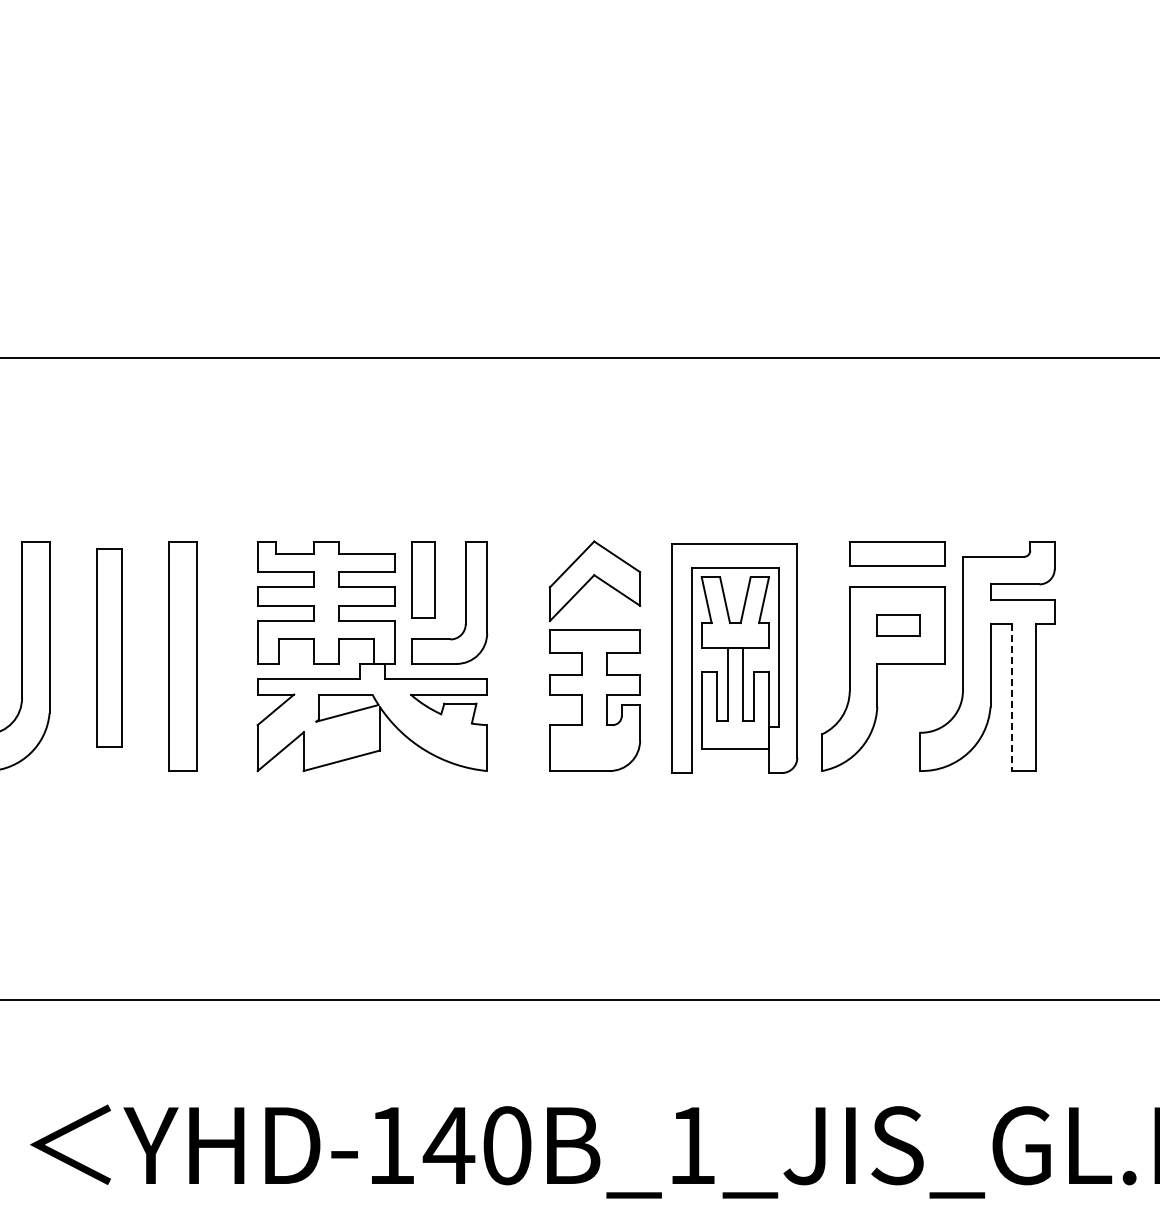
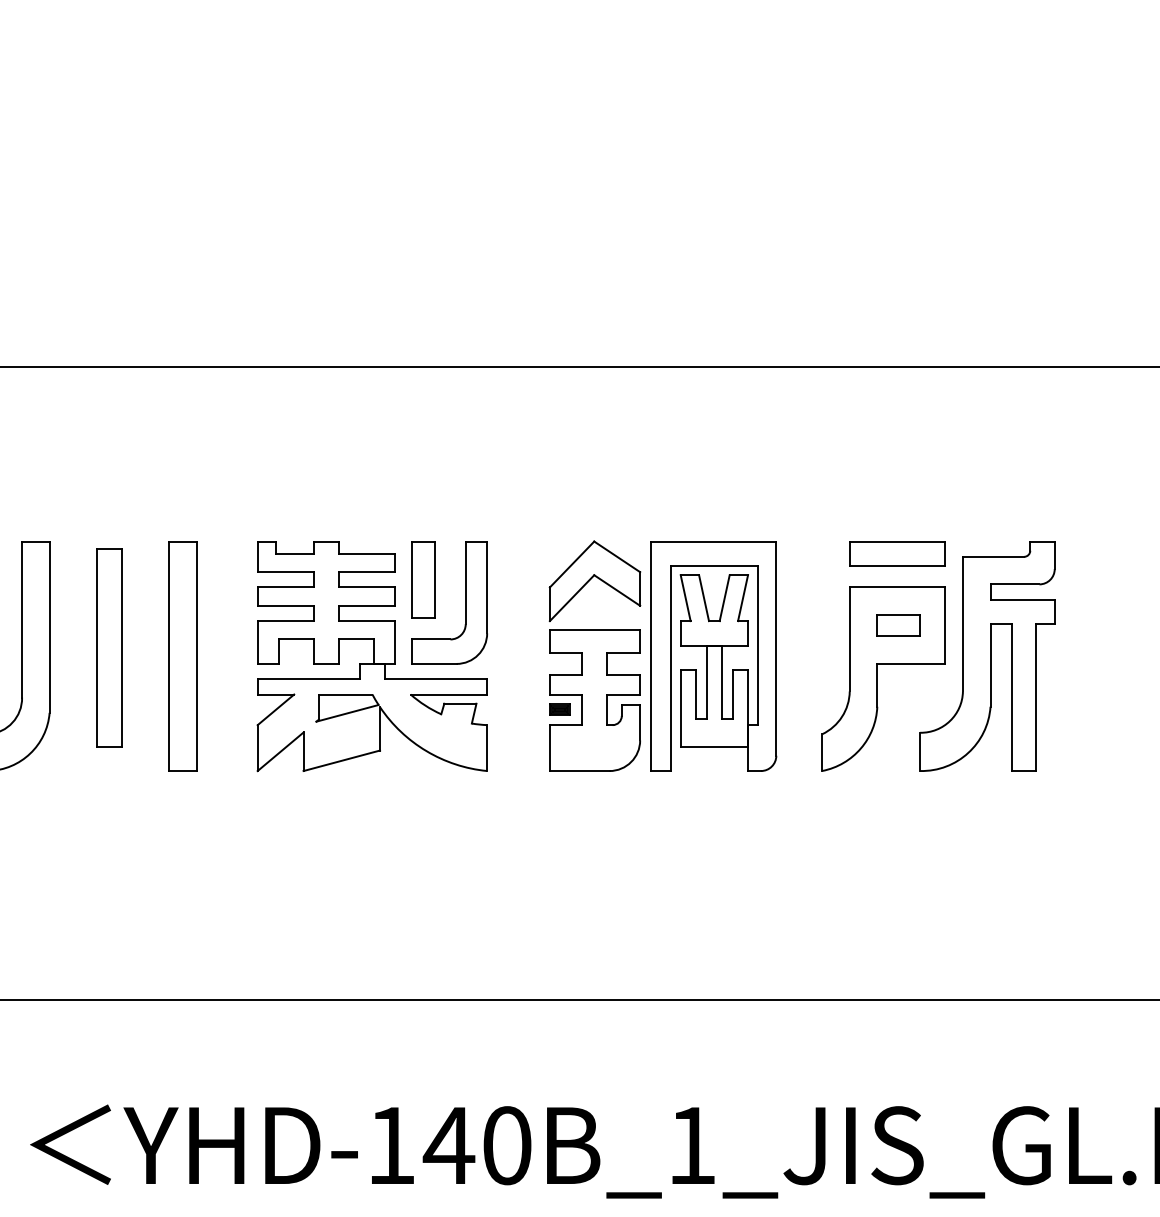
line position: (579, 358) -> (579, 367) (579, 367)
part position: (734, 658) -> (713, 656) (713, 656)
line: dashed -> solid (1011, 698)
part: none -> present (559, 709)
